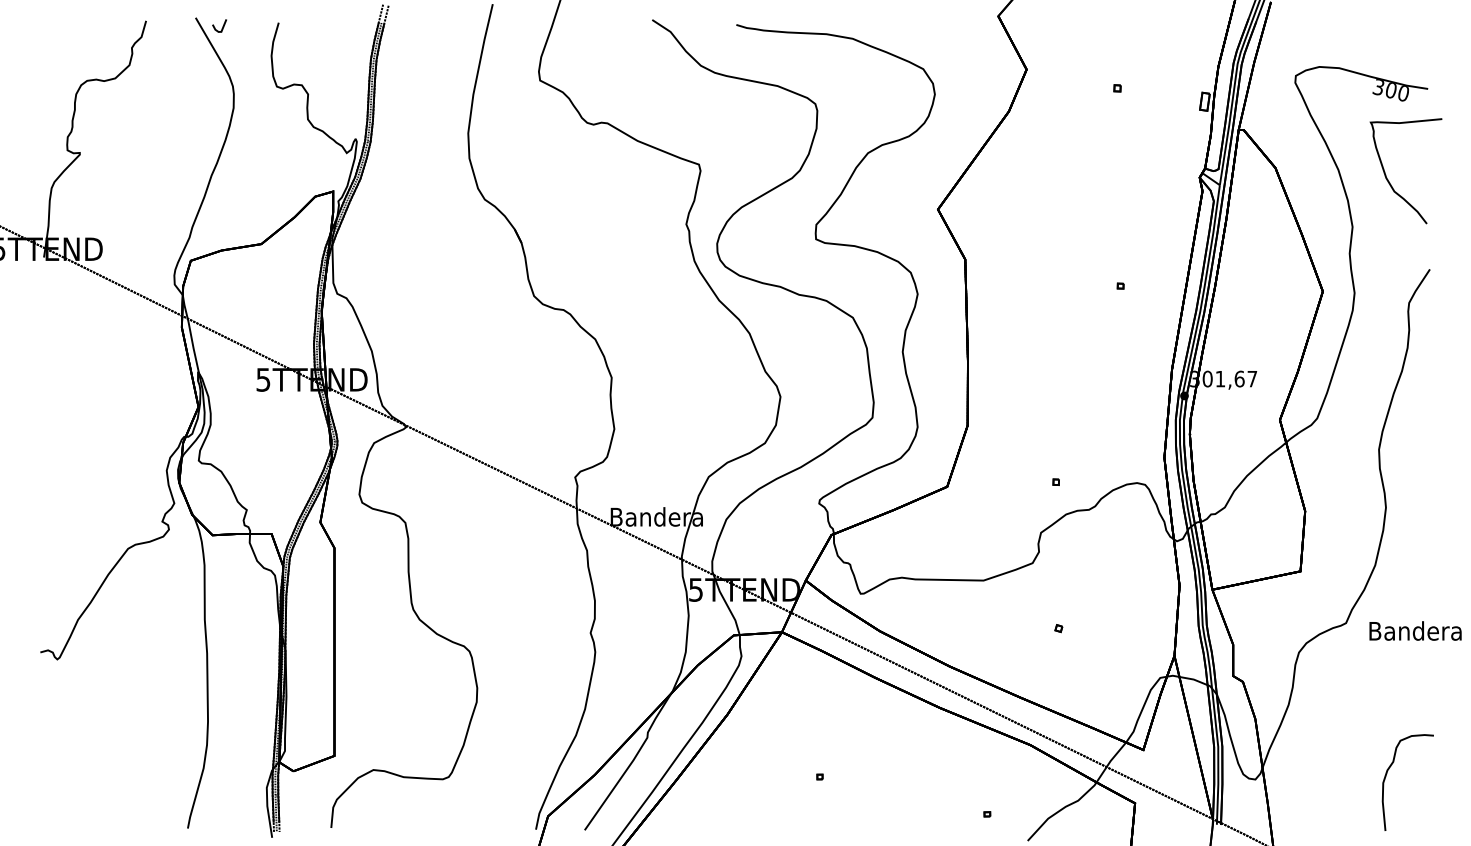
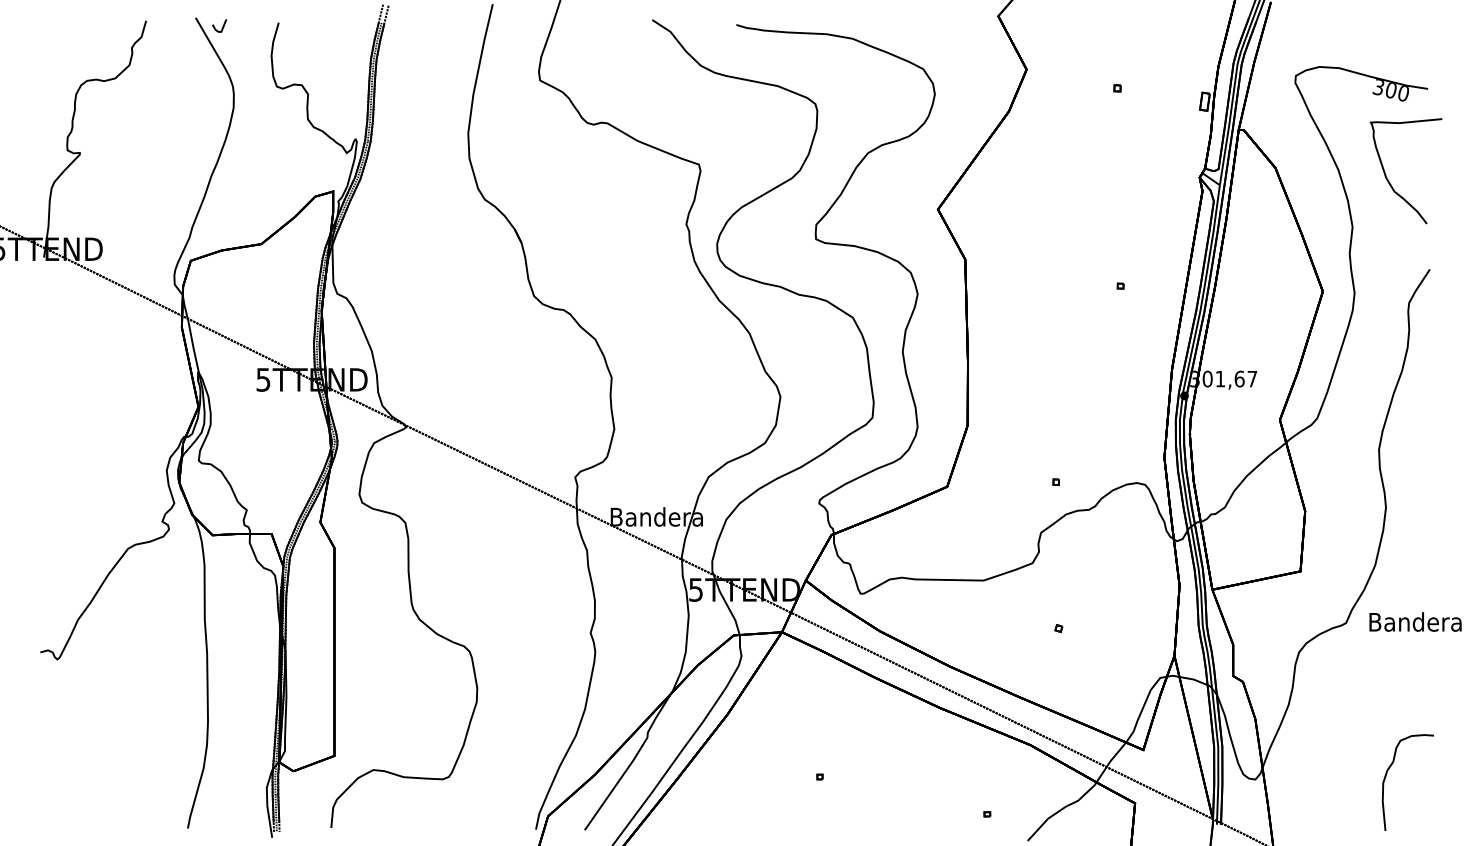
text position: (1415, 630) -> (1415, 621) (1415, 621)
